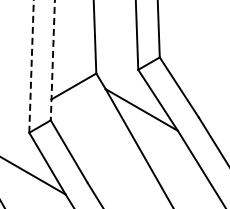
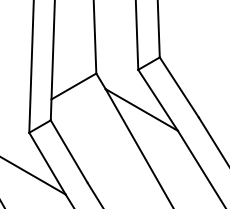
line: dashed -> solid (52, 60)
line: dashed -> solid (31, 65)
